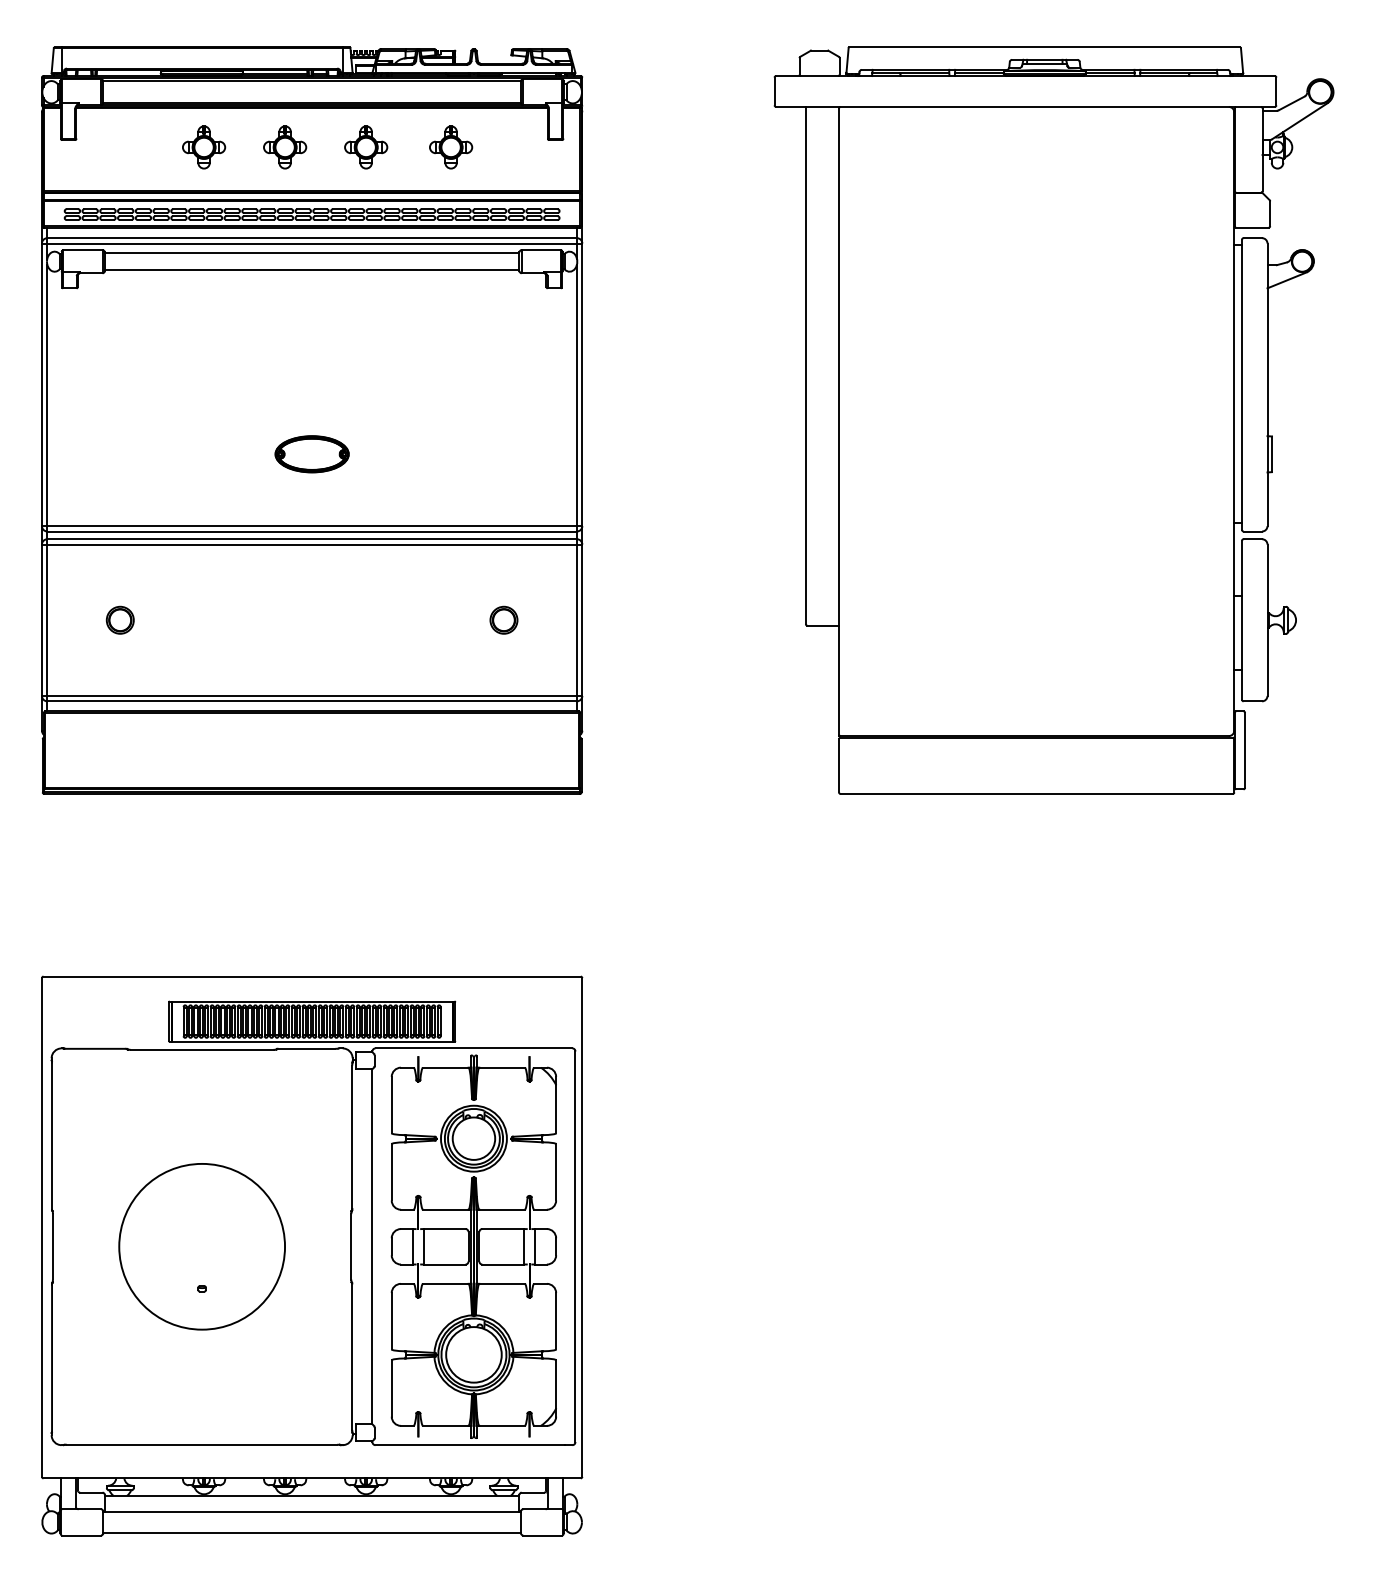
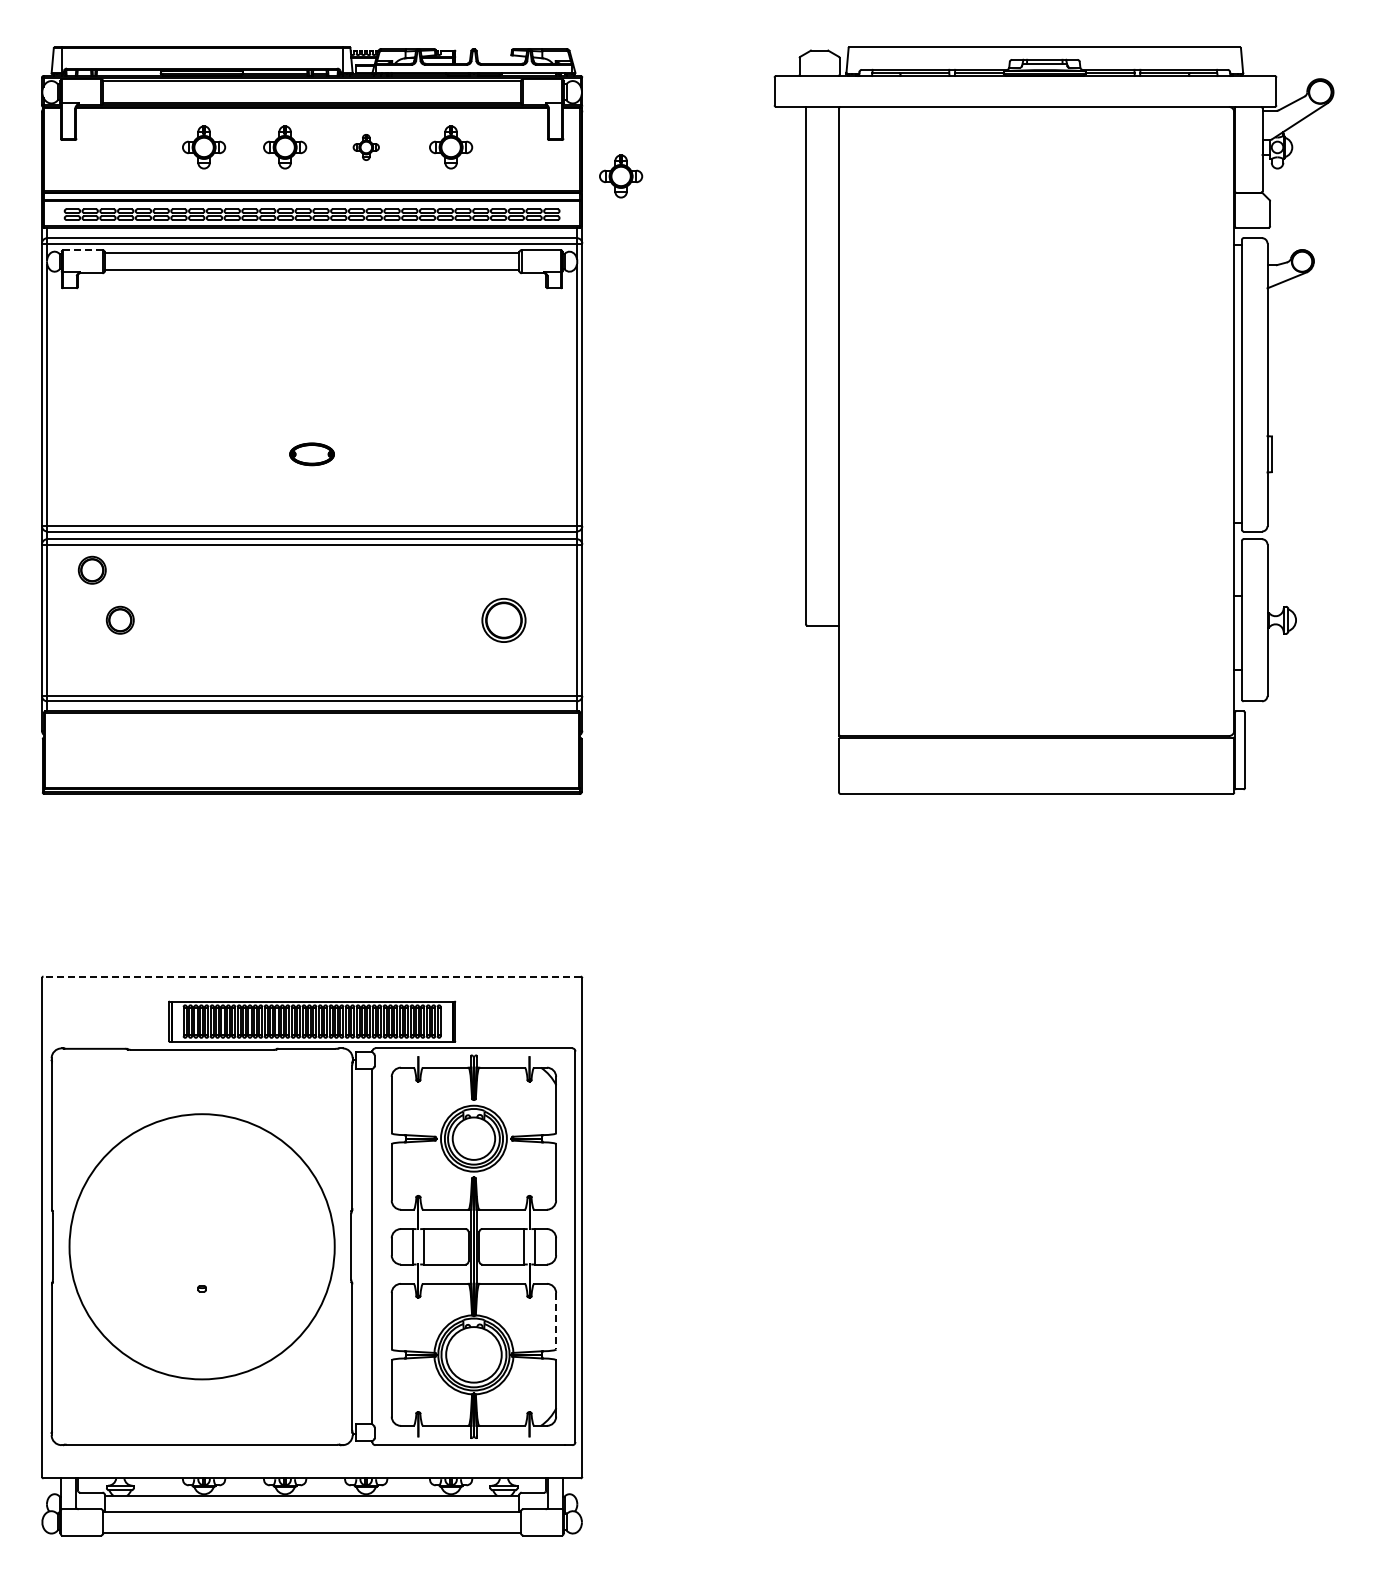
part size: 45x45 px -> 28x27 px (365, 147)
part: none -> present (621, 176)
line: solid -> dashed (82, 250)
part size: 76x39 px -> 46x25 px (311, 454)
part: none -> present (91, 569)
part size: 30x30 px -> 46x45 px (503, 620)
line: solid -> dashed (312, 976)
circle diameter: 166 px -> 265 px (201, 1246)
line: solid -> dashed (556, 1321)
